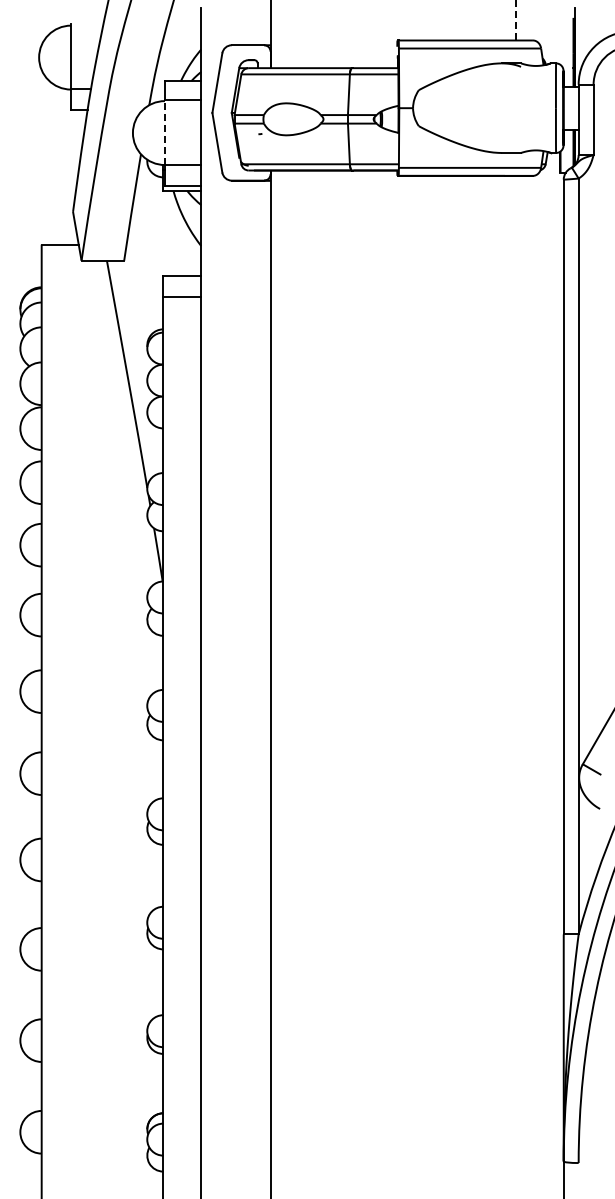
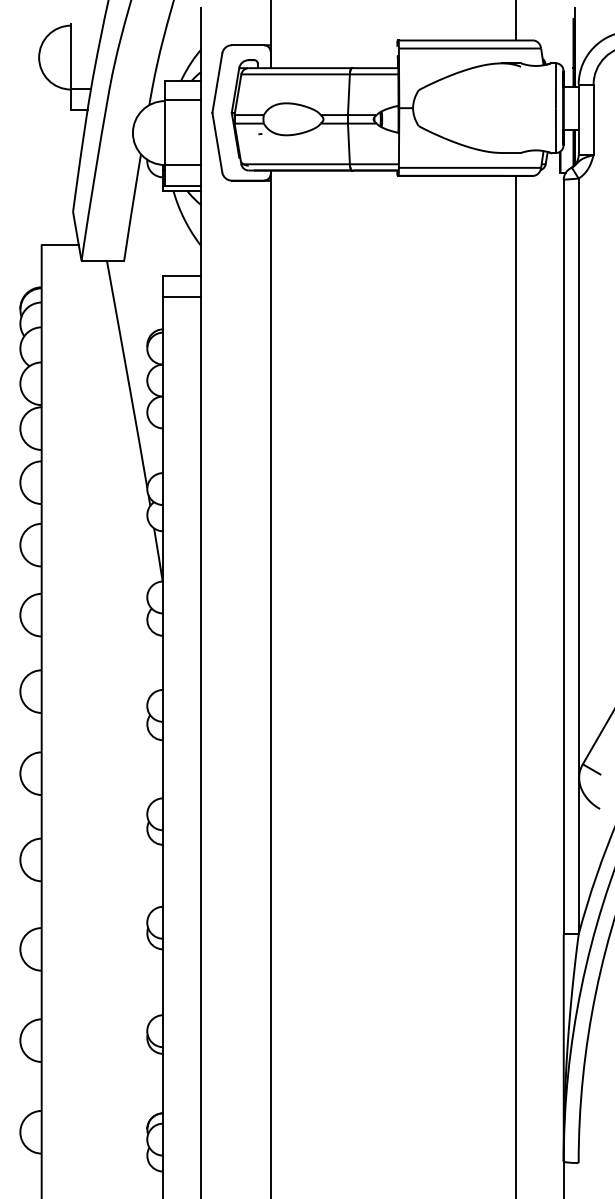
line: dashed -> solid (515, 20)
line: dashed -> solid (164, 131)
line: none -> present (515, 685)
